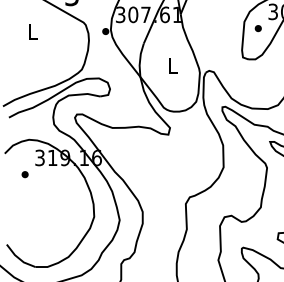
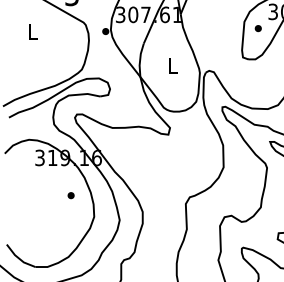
part position: (24, 174) -> (70, 195) (70, 195)
